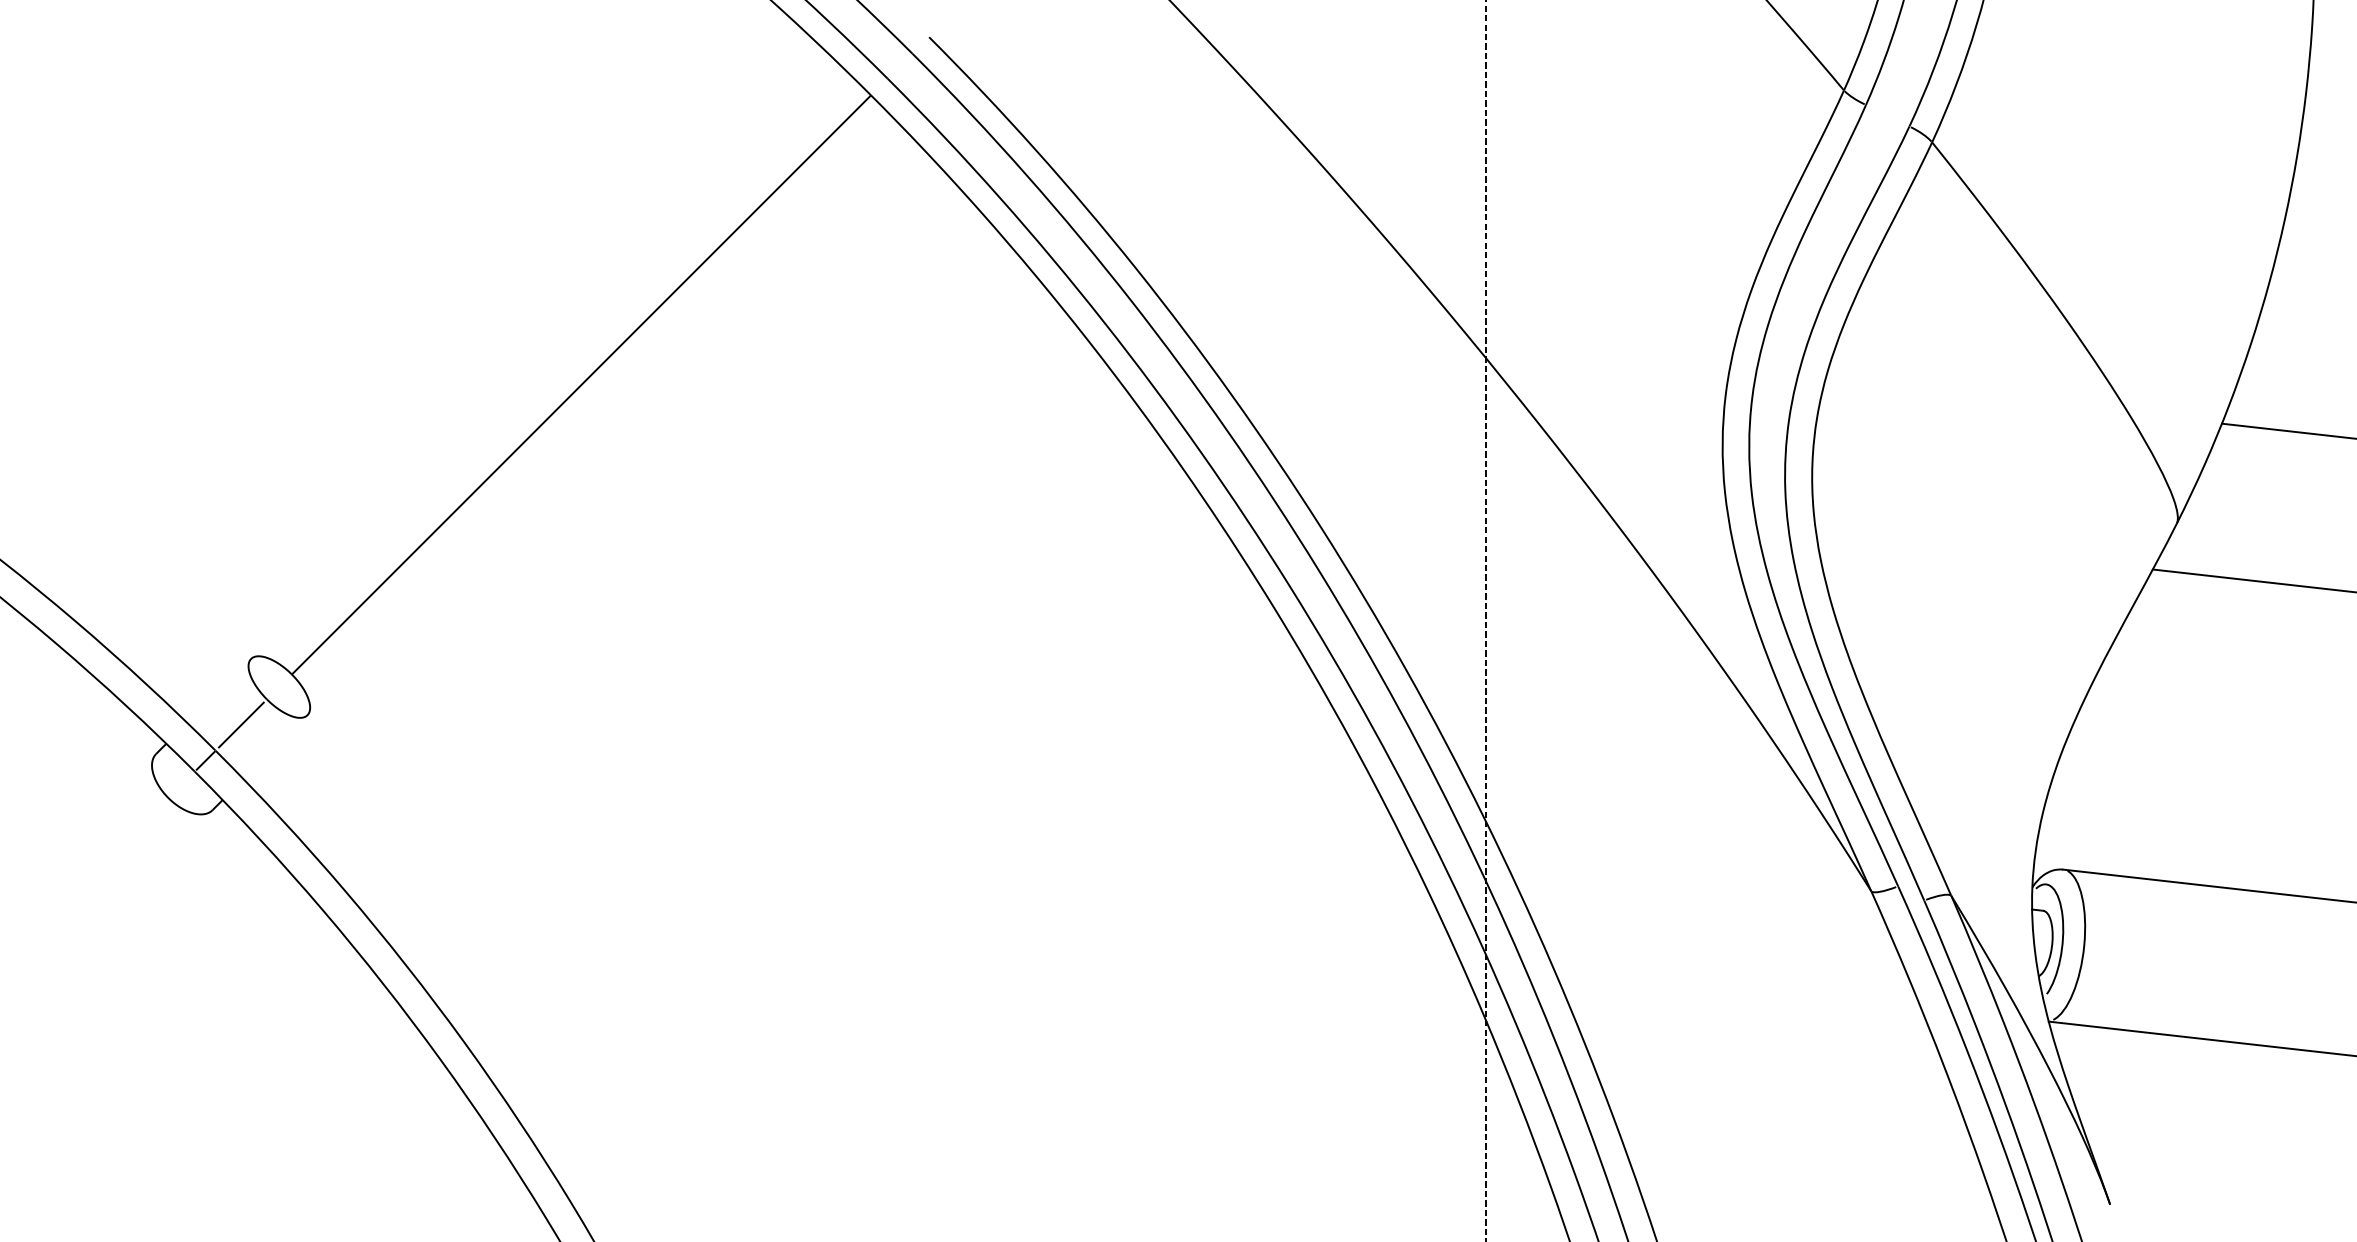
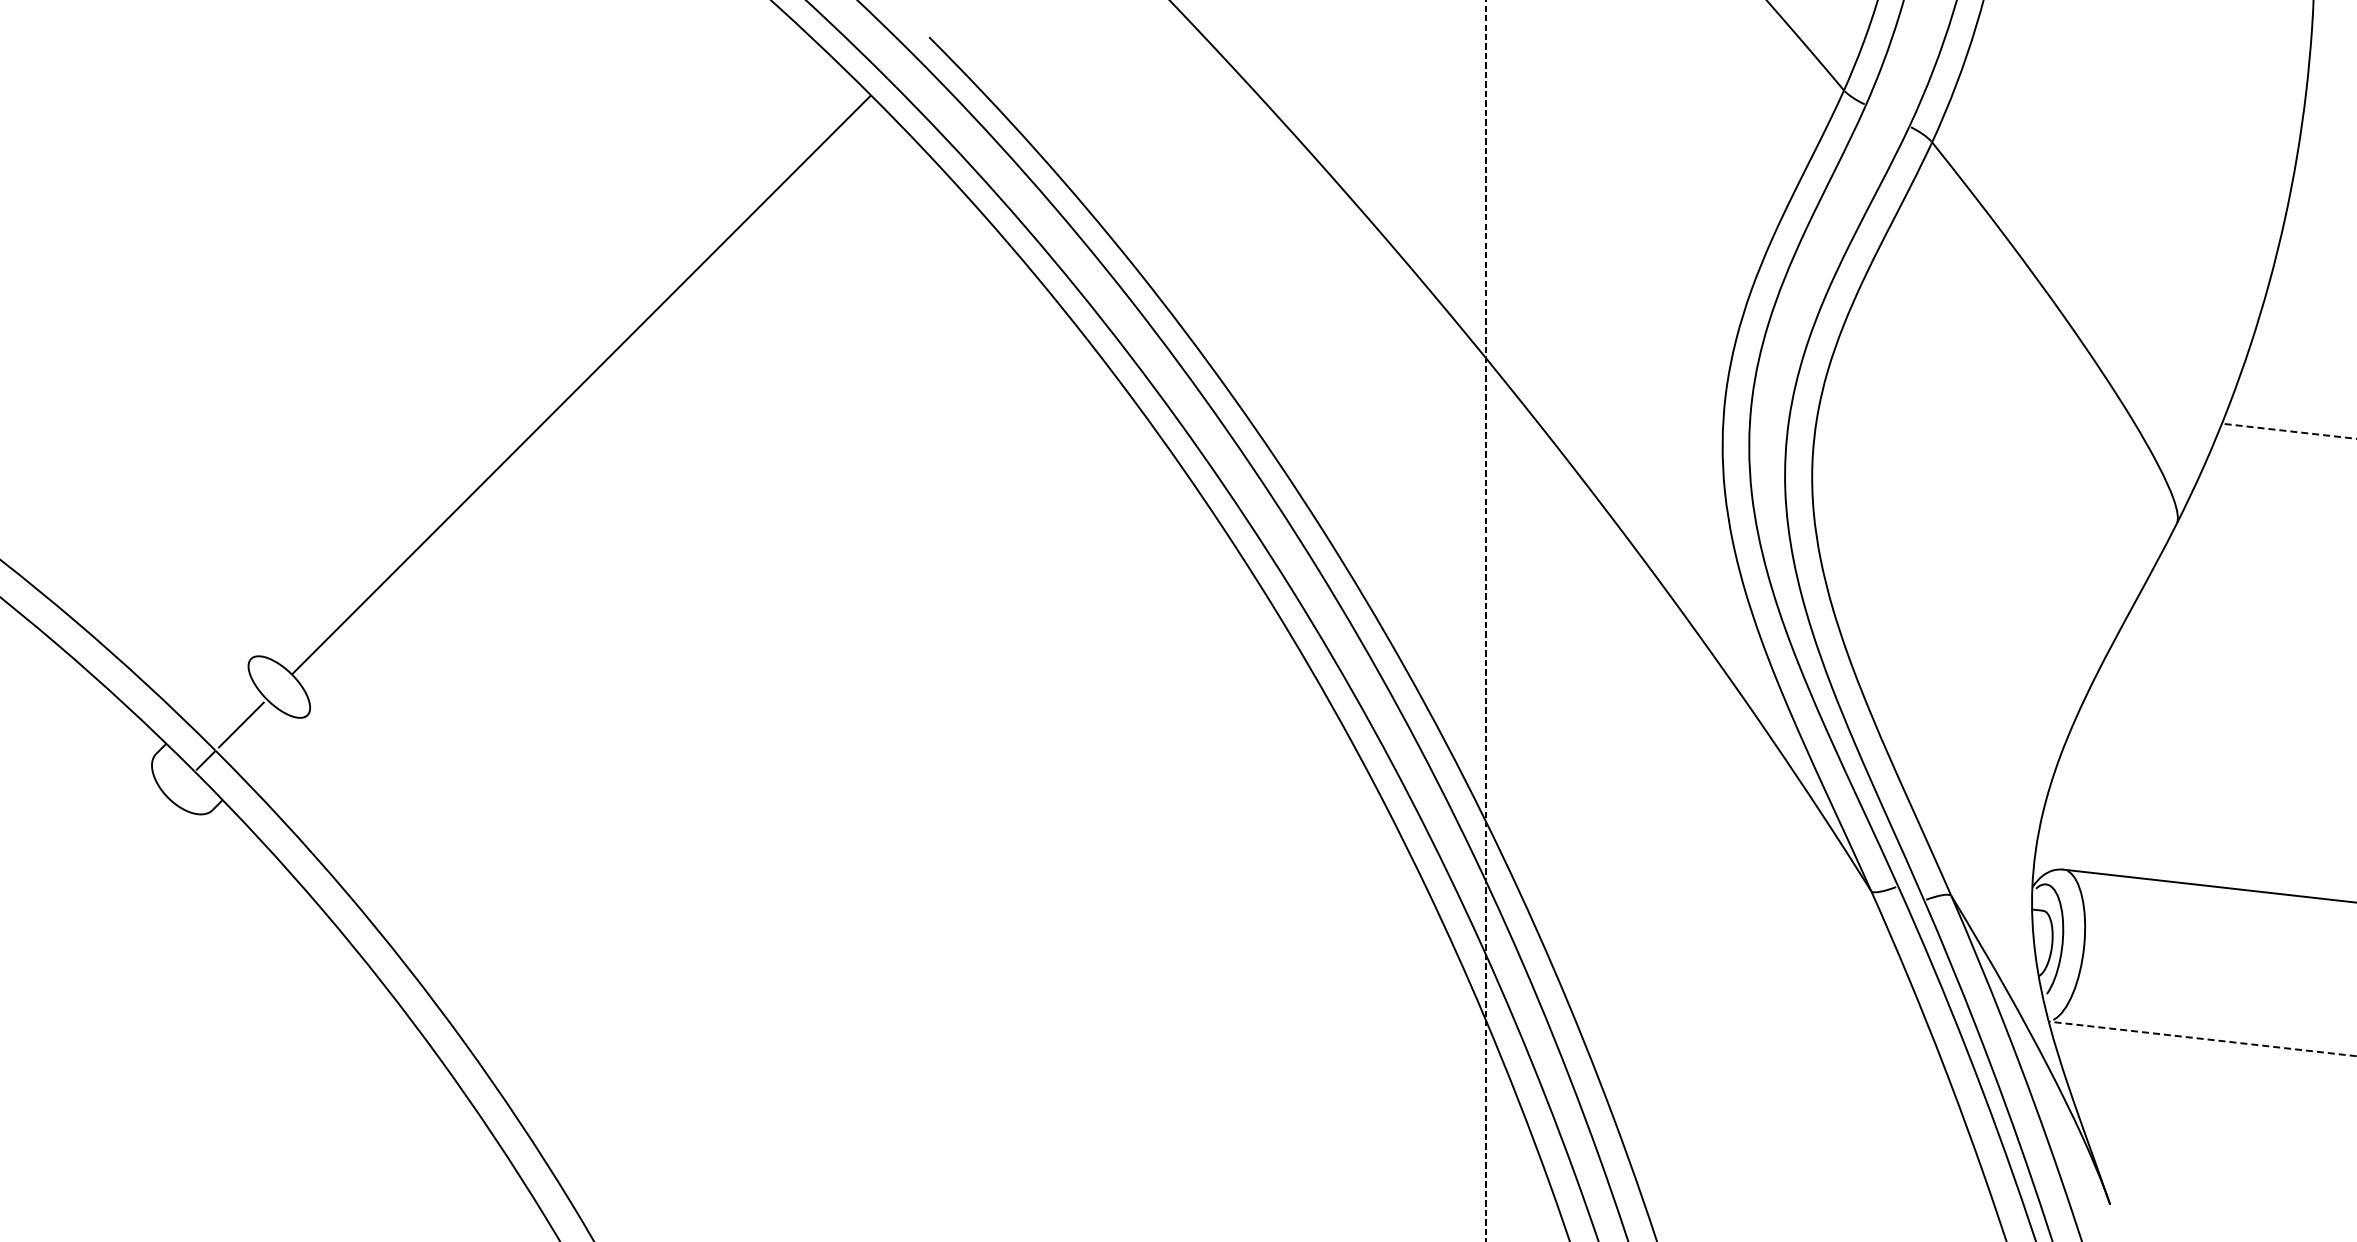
line: solid -> dashed (2289, 431)
line: present -> none (2252, 580)
line: solid -> dashed (2202, 1038)
